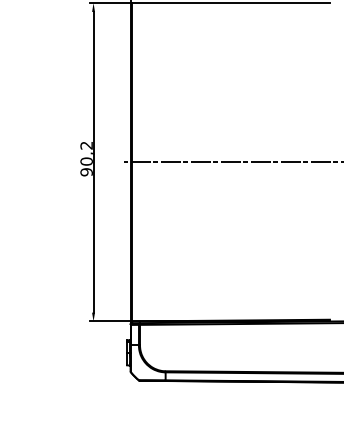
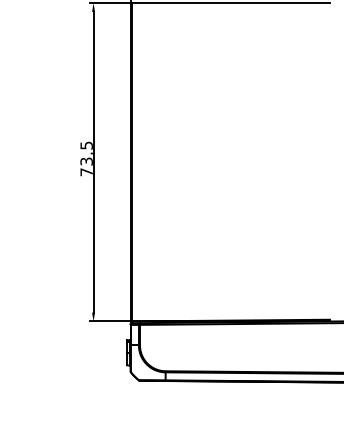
text: 90,2 -> 73,5 (86, 158)
line: present -> none (232, 162)
